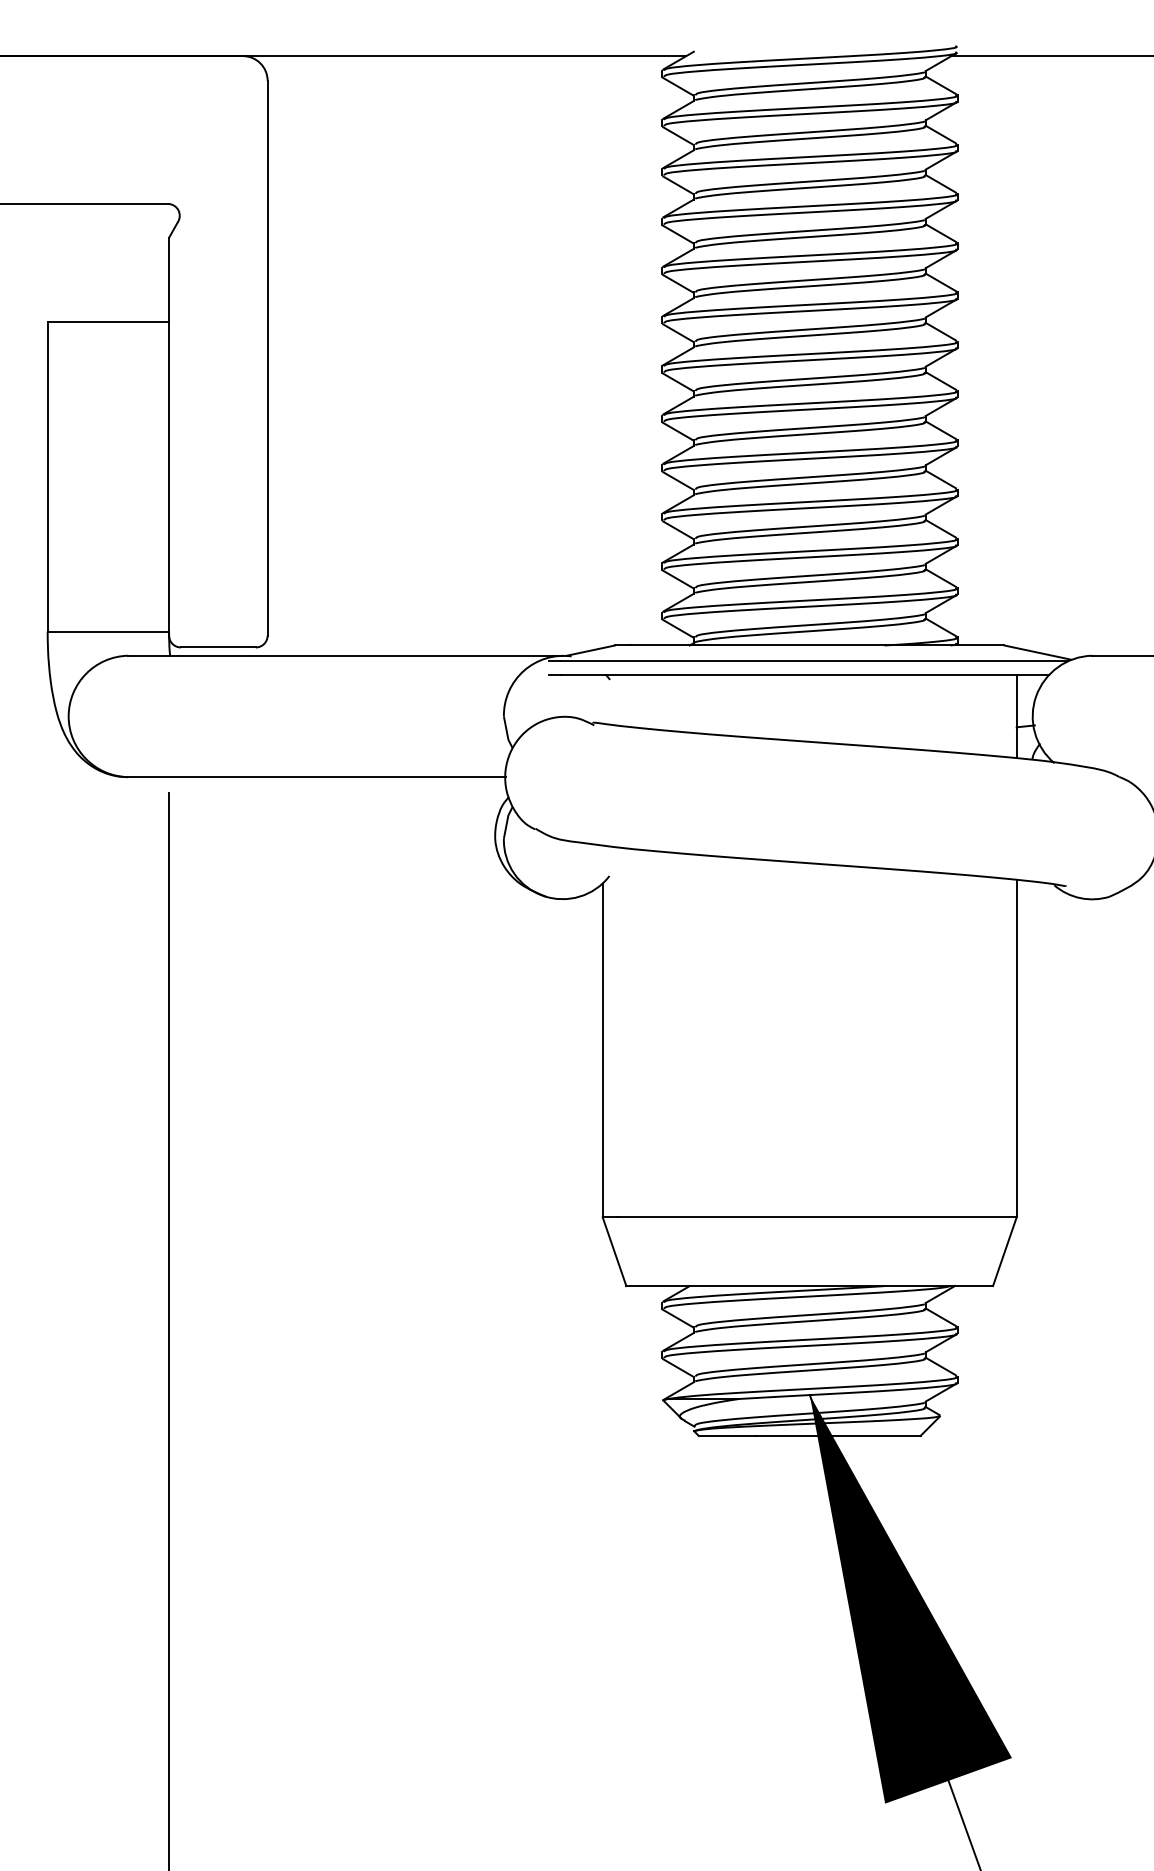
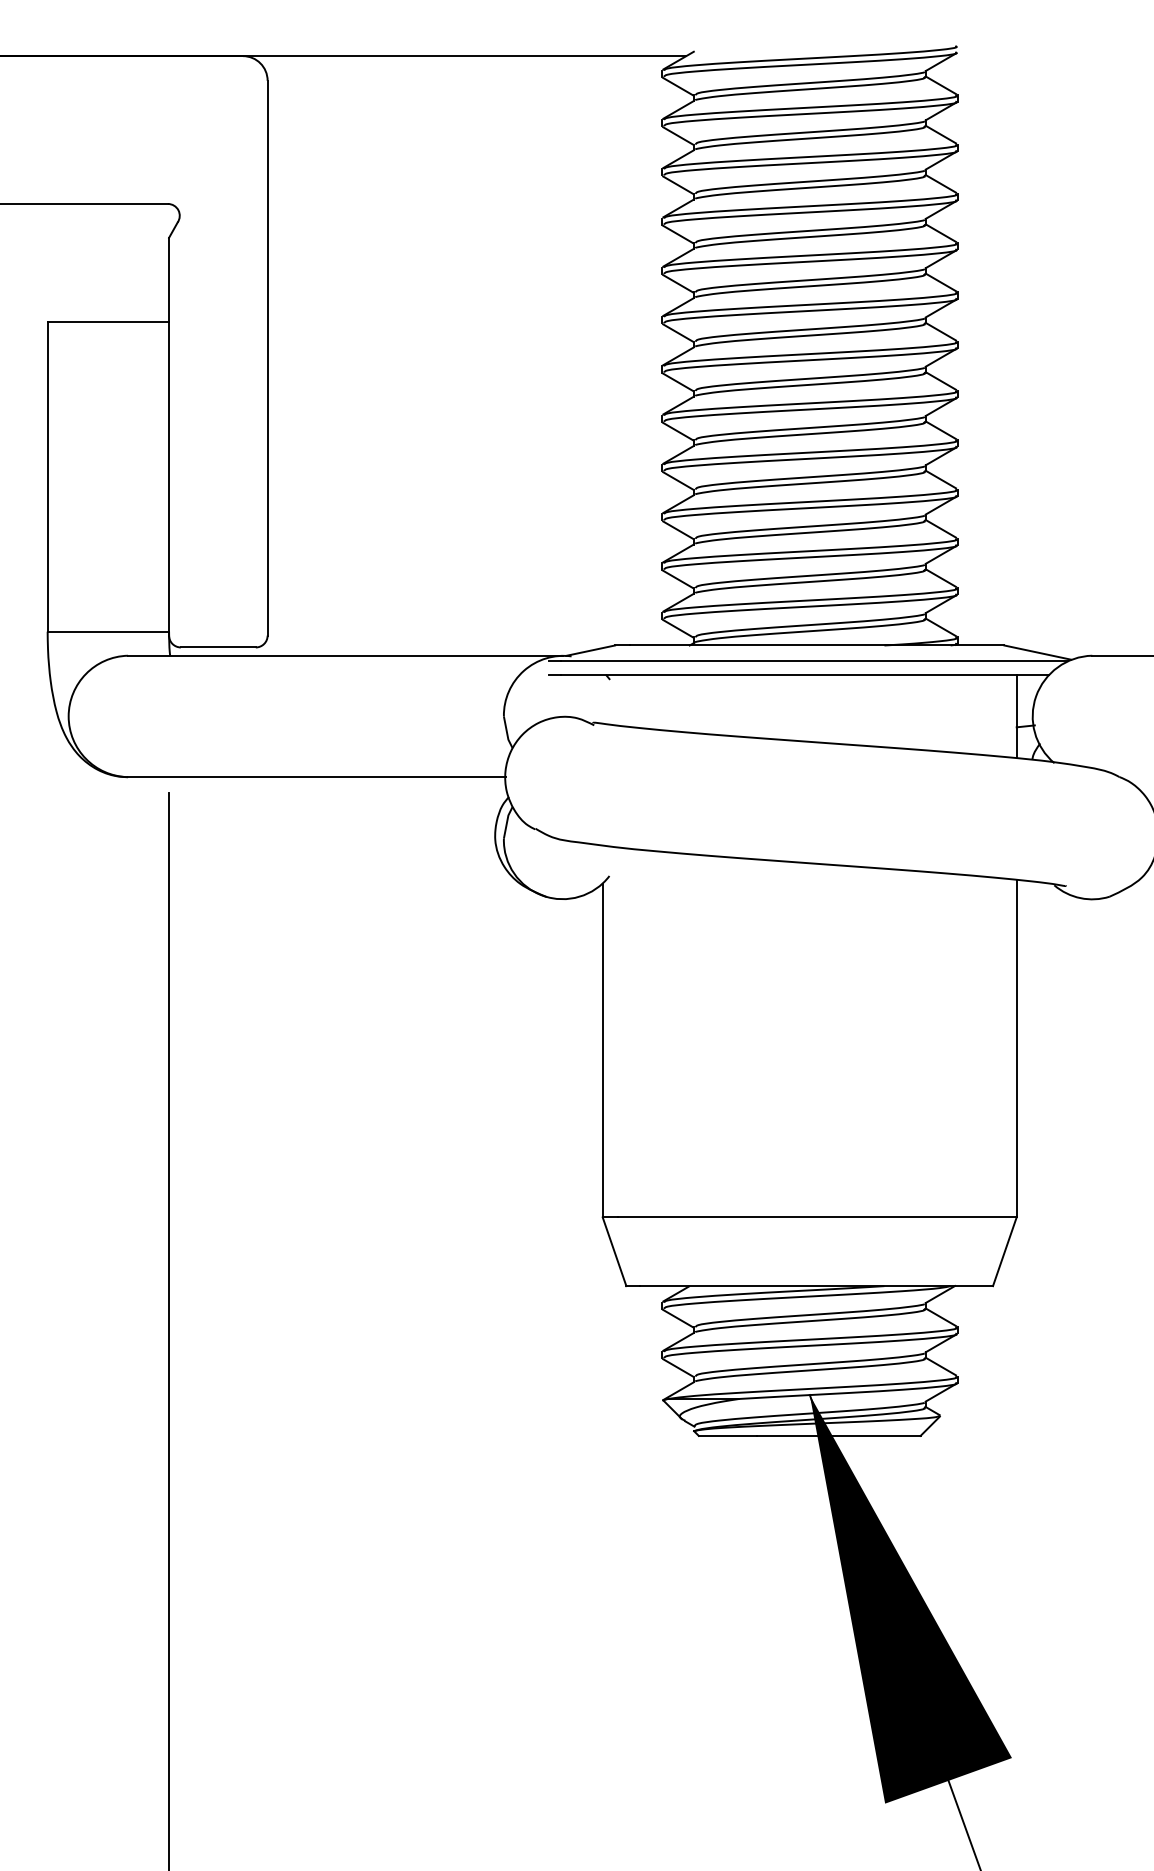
line: present -> none (1050, 56)
